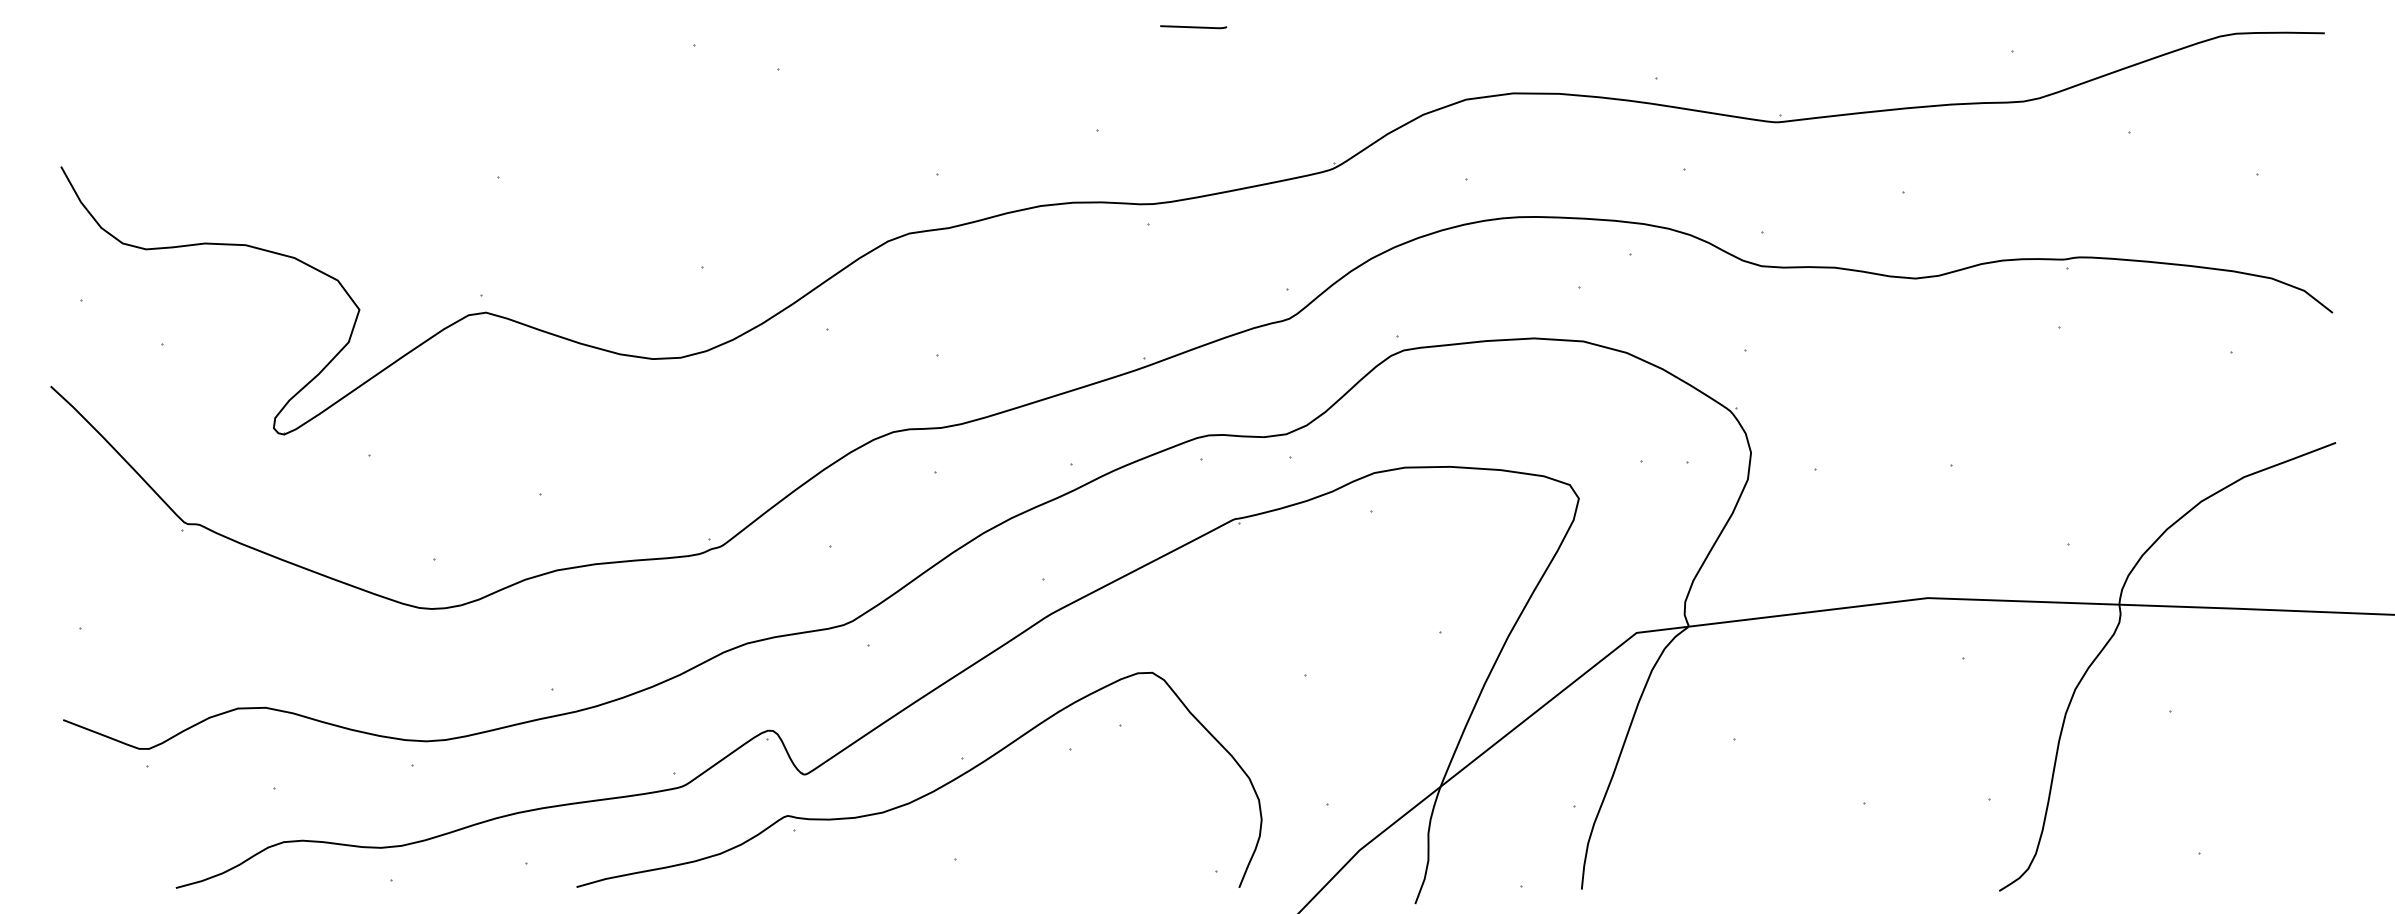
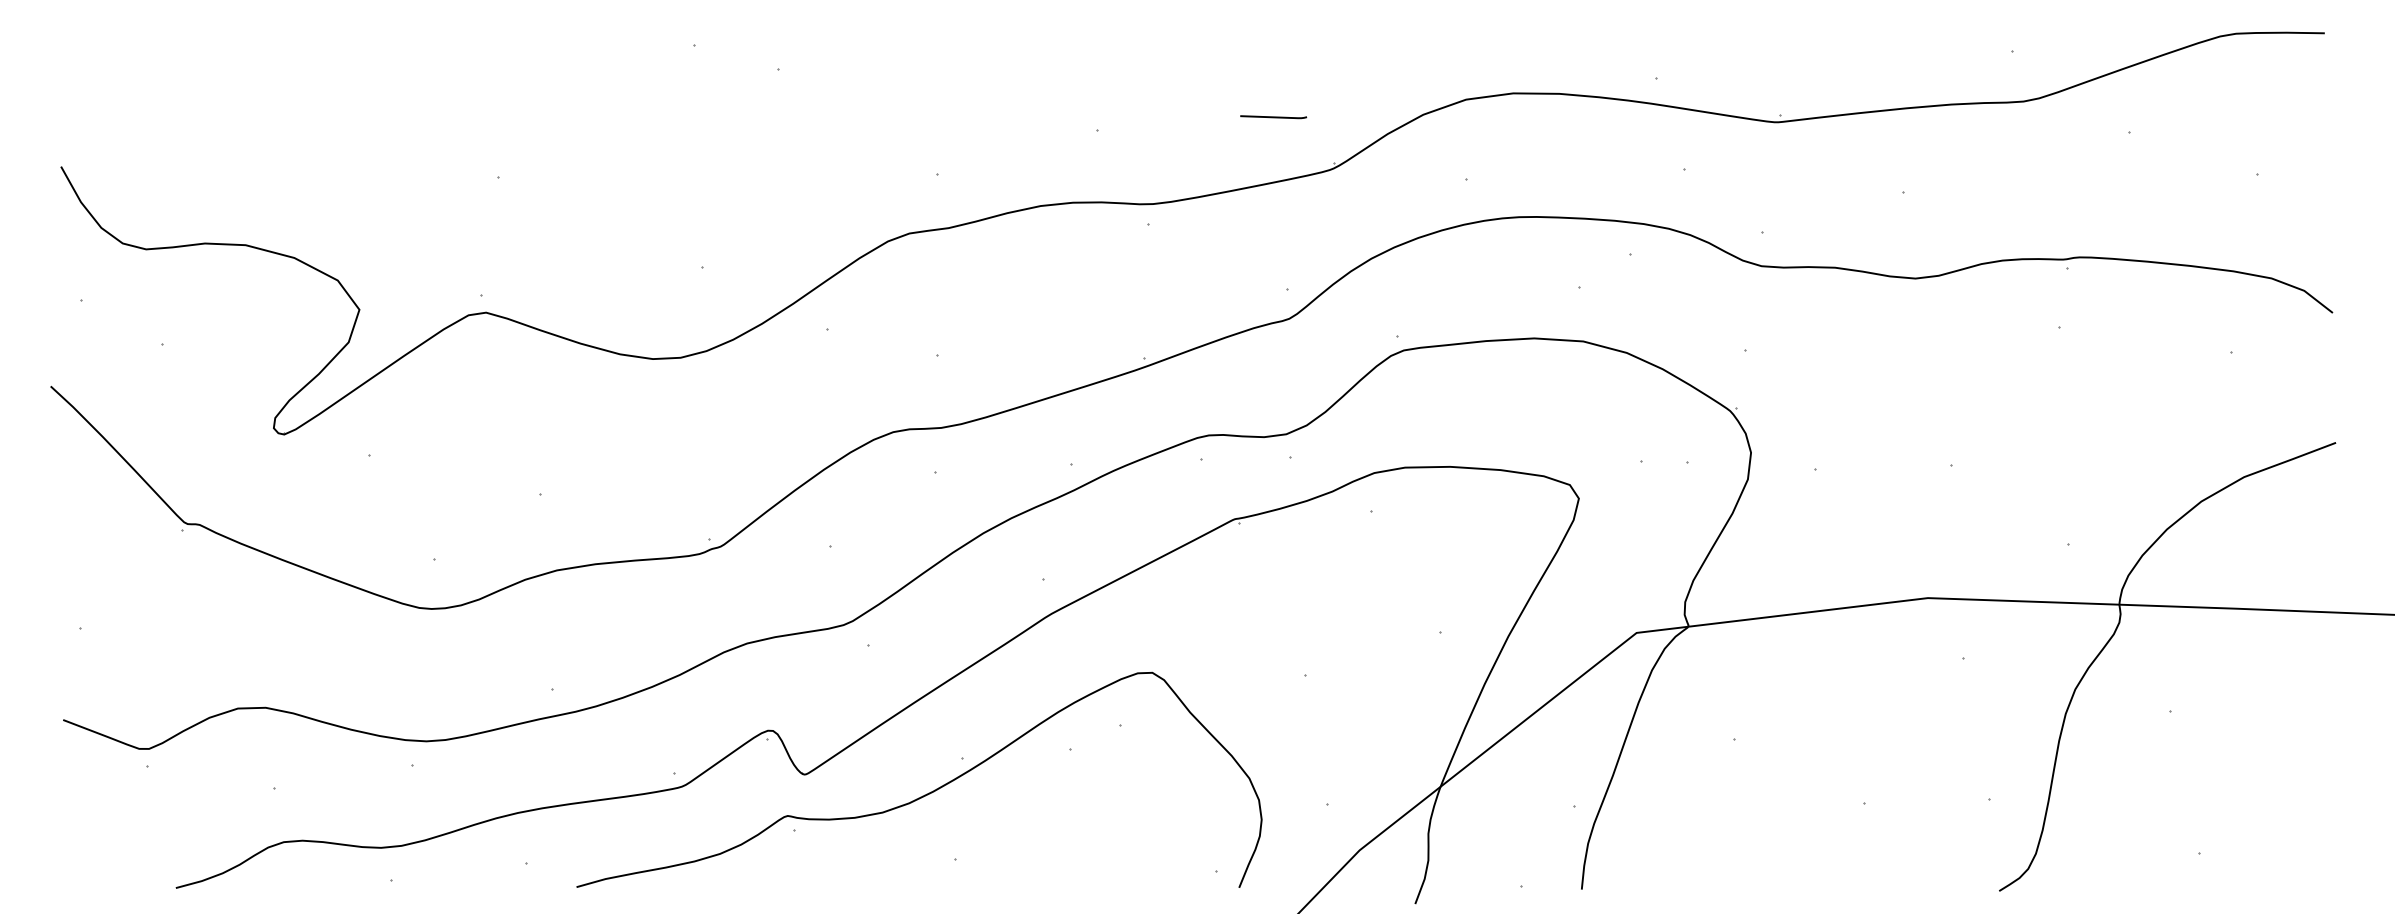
line position: (1193, 27) -> (1273, 117) (1273, 117)
